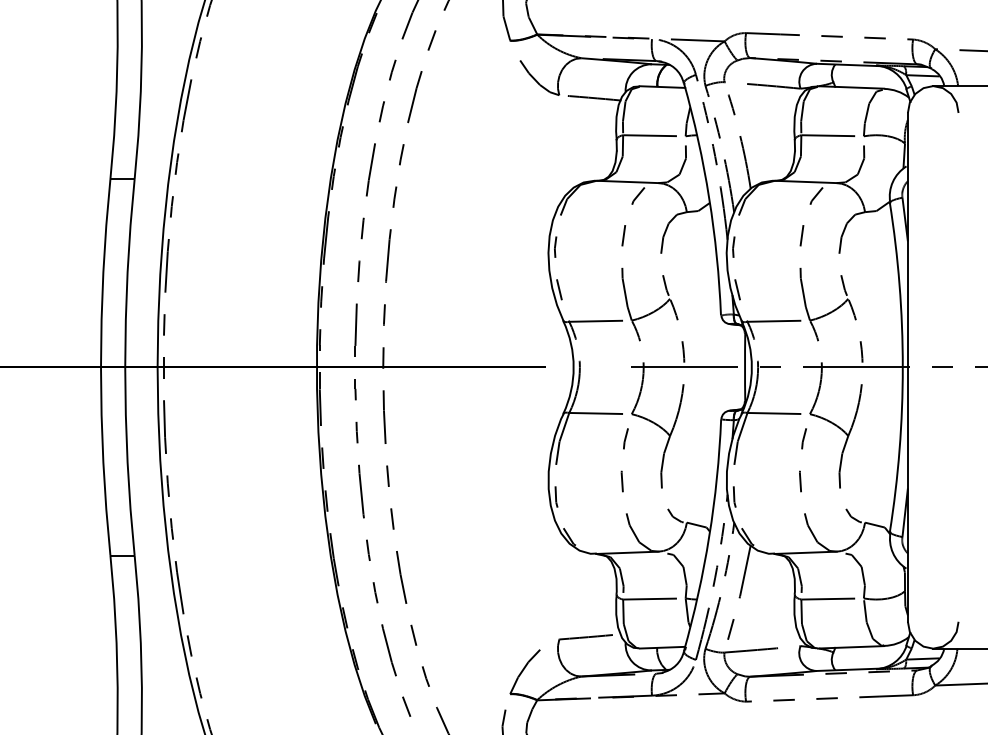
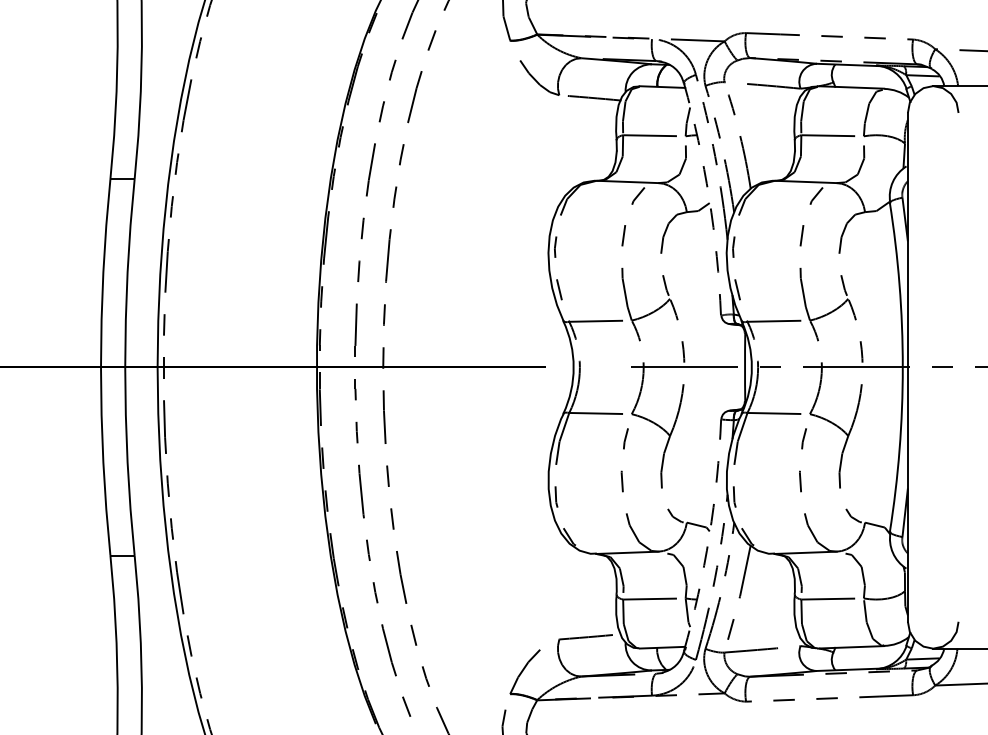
arc: solid -> dashed (709, 198)
arc: solid -> dashed (709, 536)
